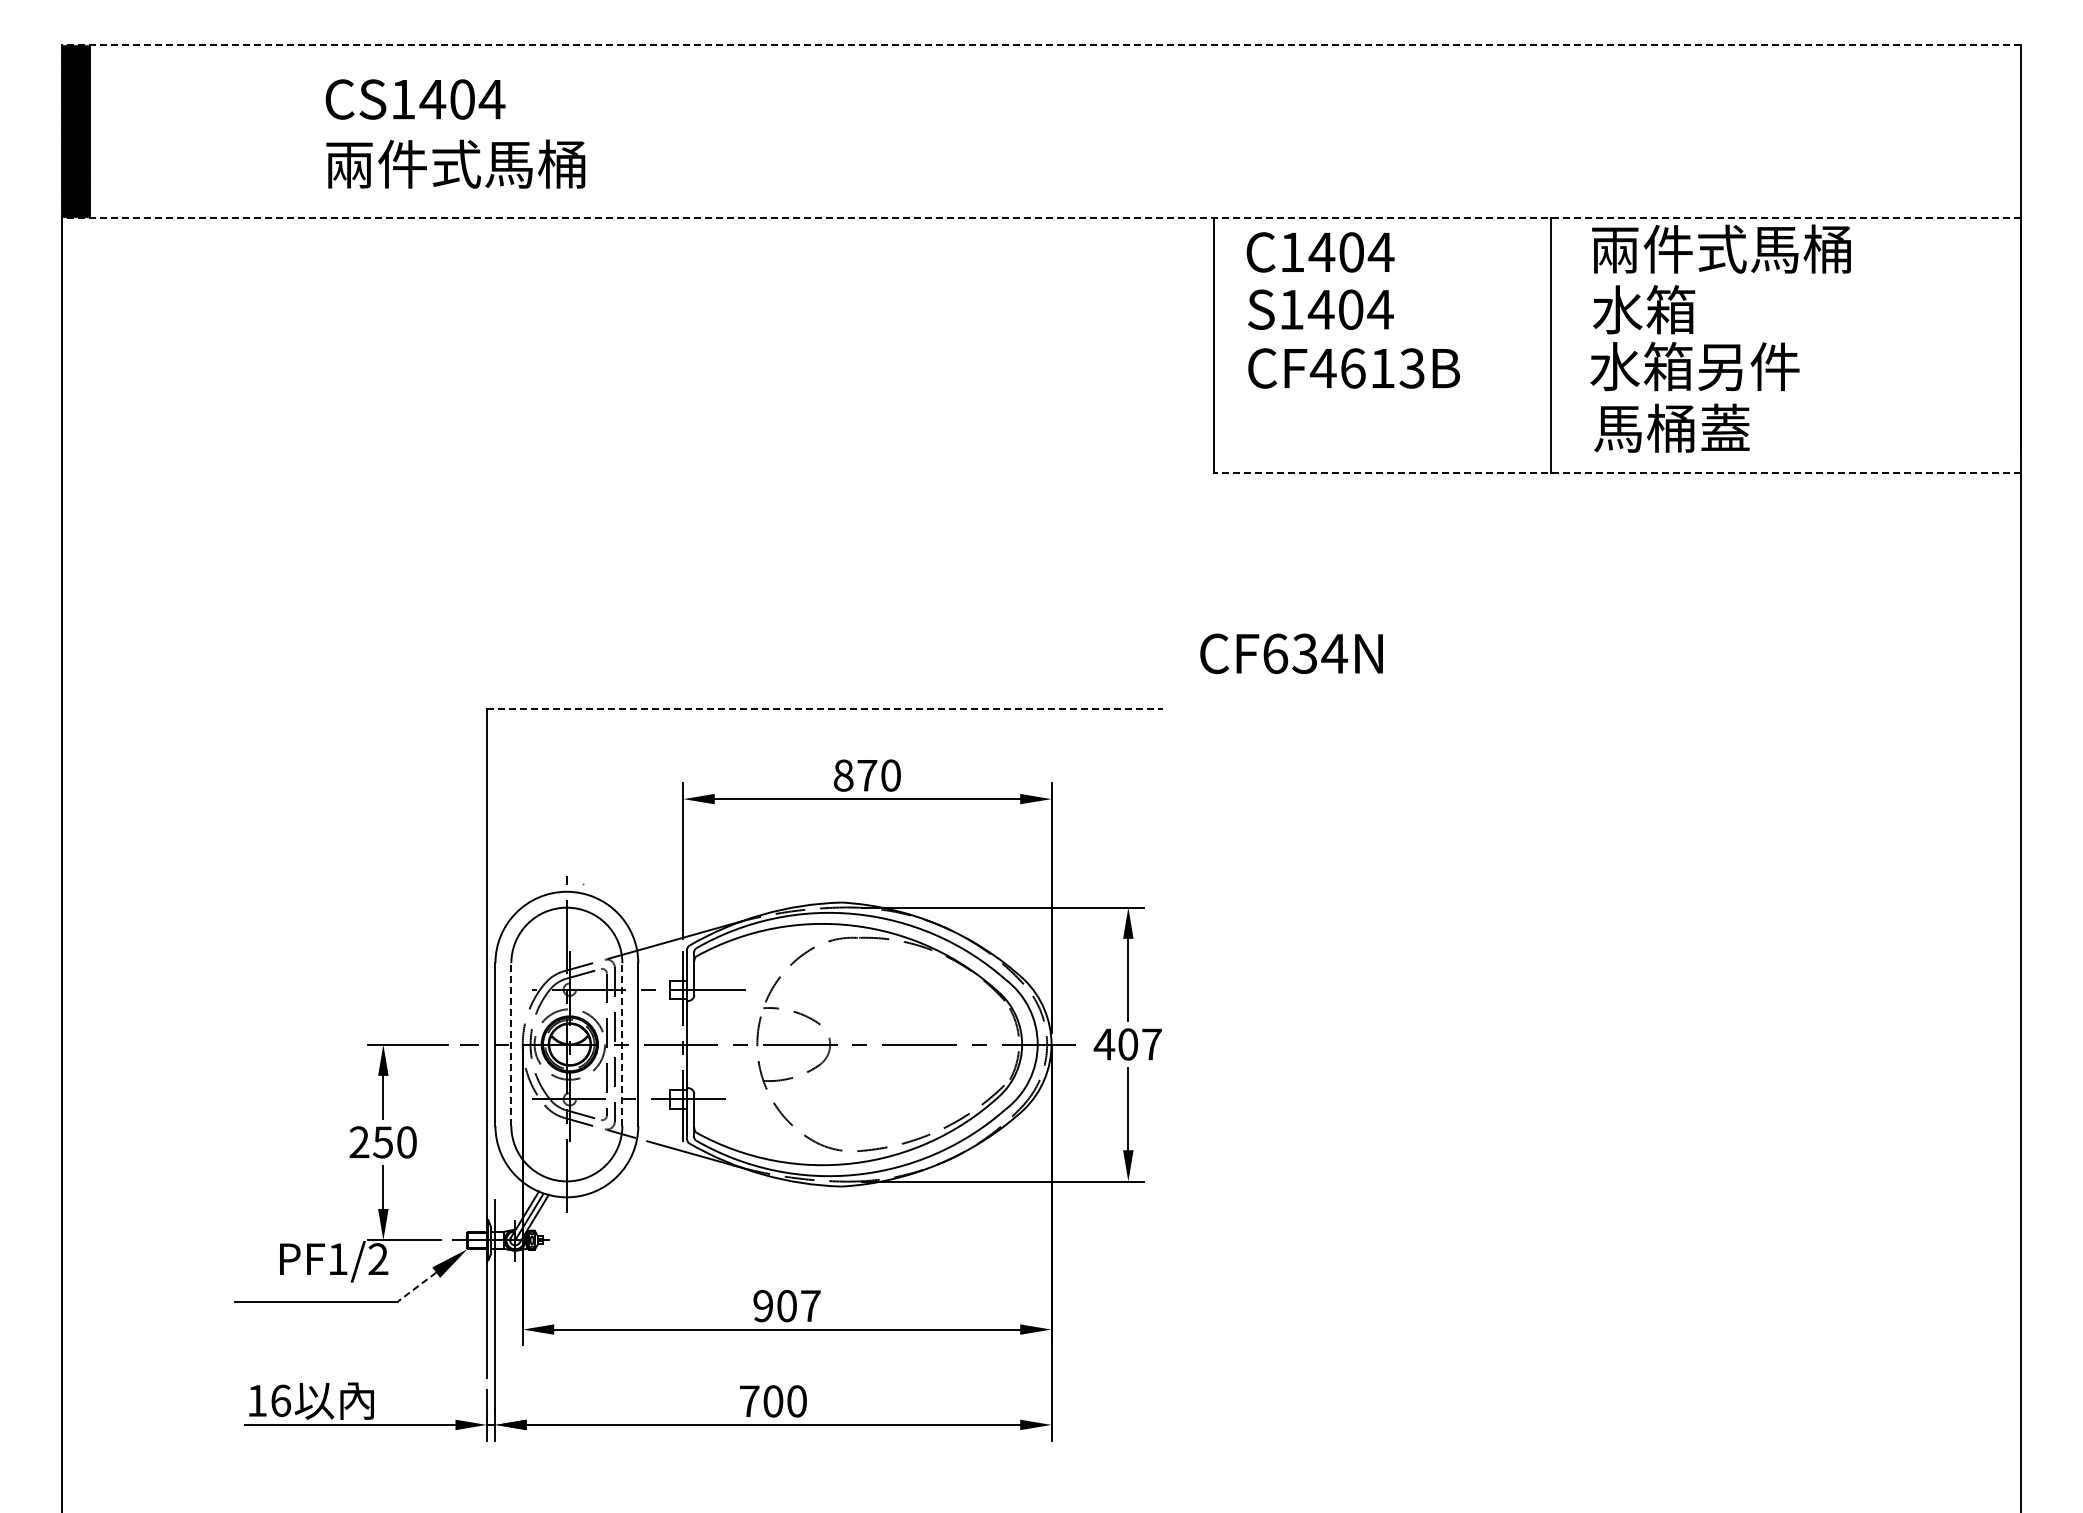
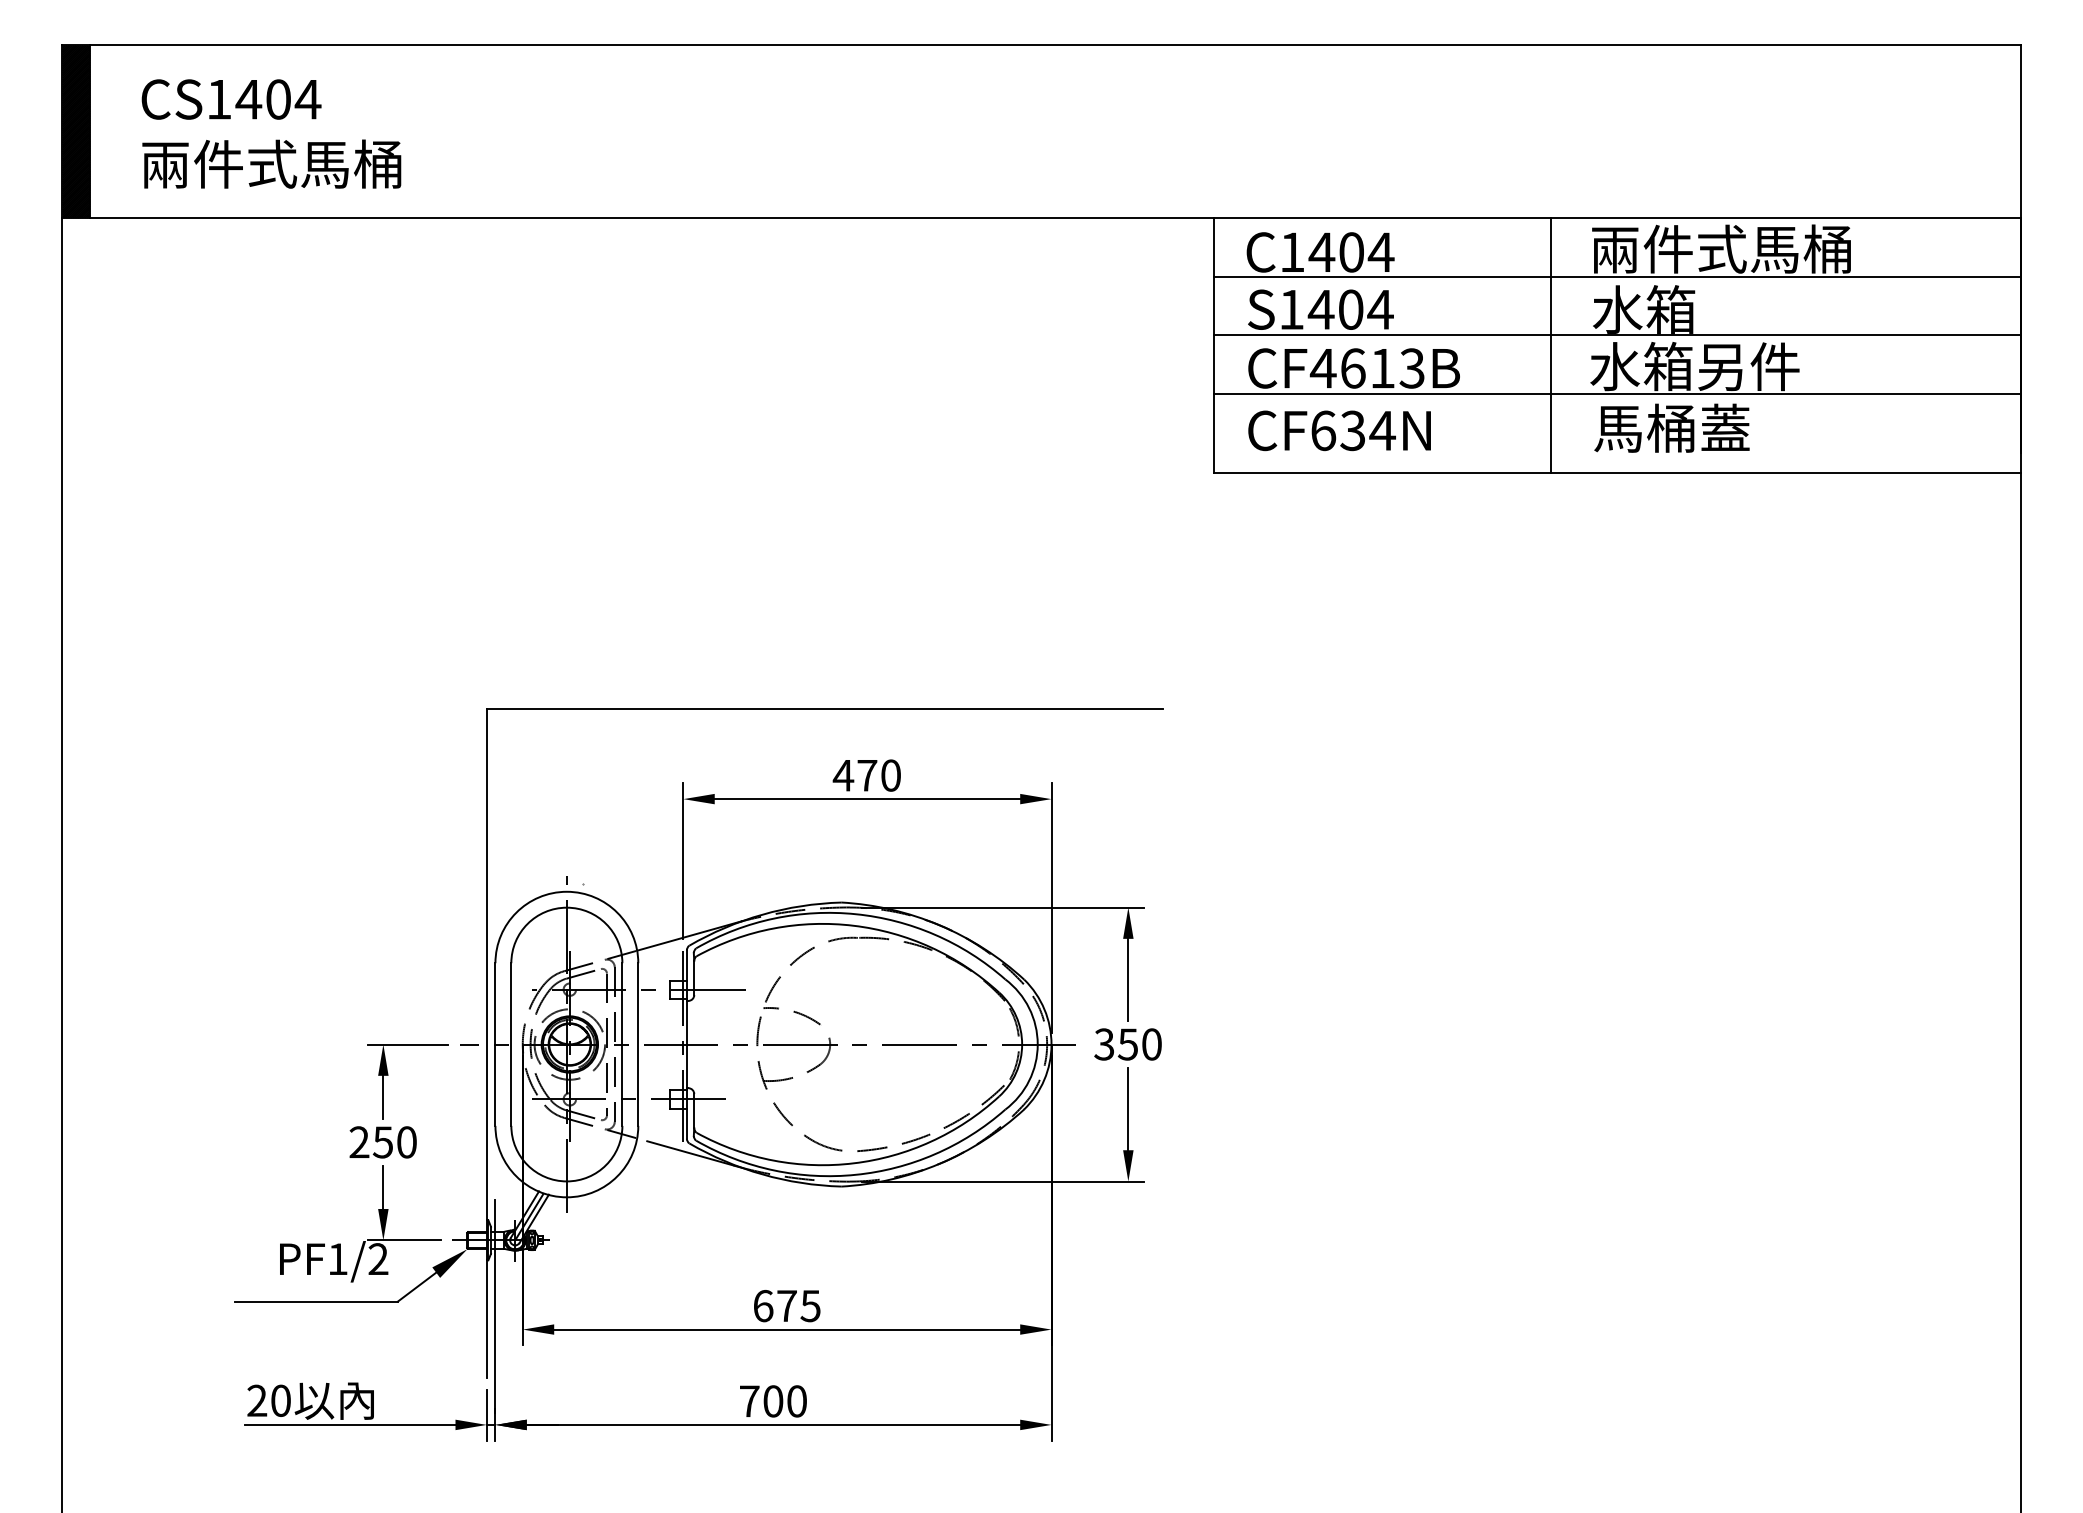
line: dashed -> solid (1041, 45)
text position: (455, 133) -> (271, 133) (271, 133)
line: dashed -> solid (1041, 217)
line: none -> present (1616, 276)
line: none -> present (1616, 335)
line: none -> present (1616, 393)
line: dashed -> solid (1616, 472)
text position: (1291, 653) -> (1339, 430) (1339, 430)
line: dashed -> solid (825, 709)
text: 870 -> 470 (843, 775)
line: dashed -> solid (511, 1044)
line: dashed -> solid (622, 1044)
text: 407 -> 350 (1127, 1044)
line: dashed -> solid (417, 1287)
text: 907 -> 675 (786, 1305)
text: 16 -> 20 (269, 1400)
